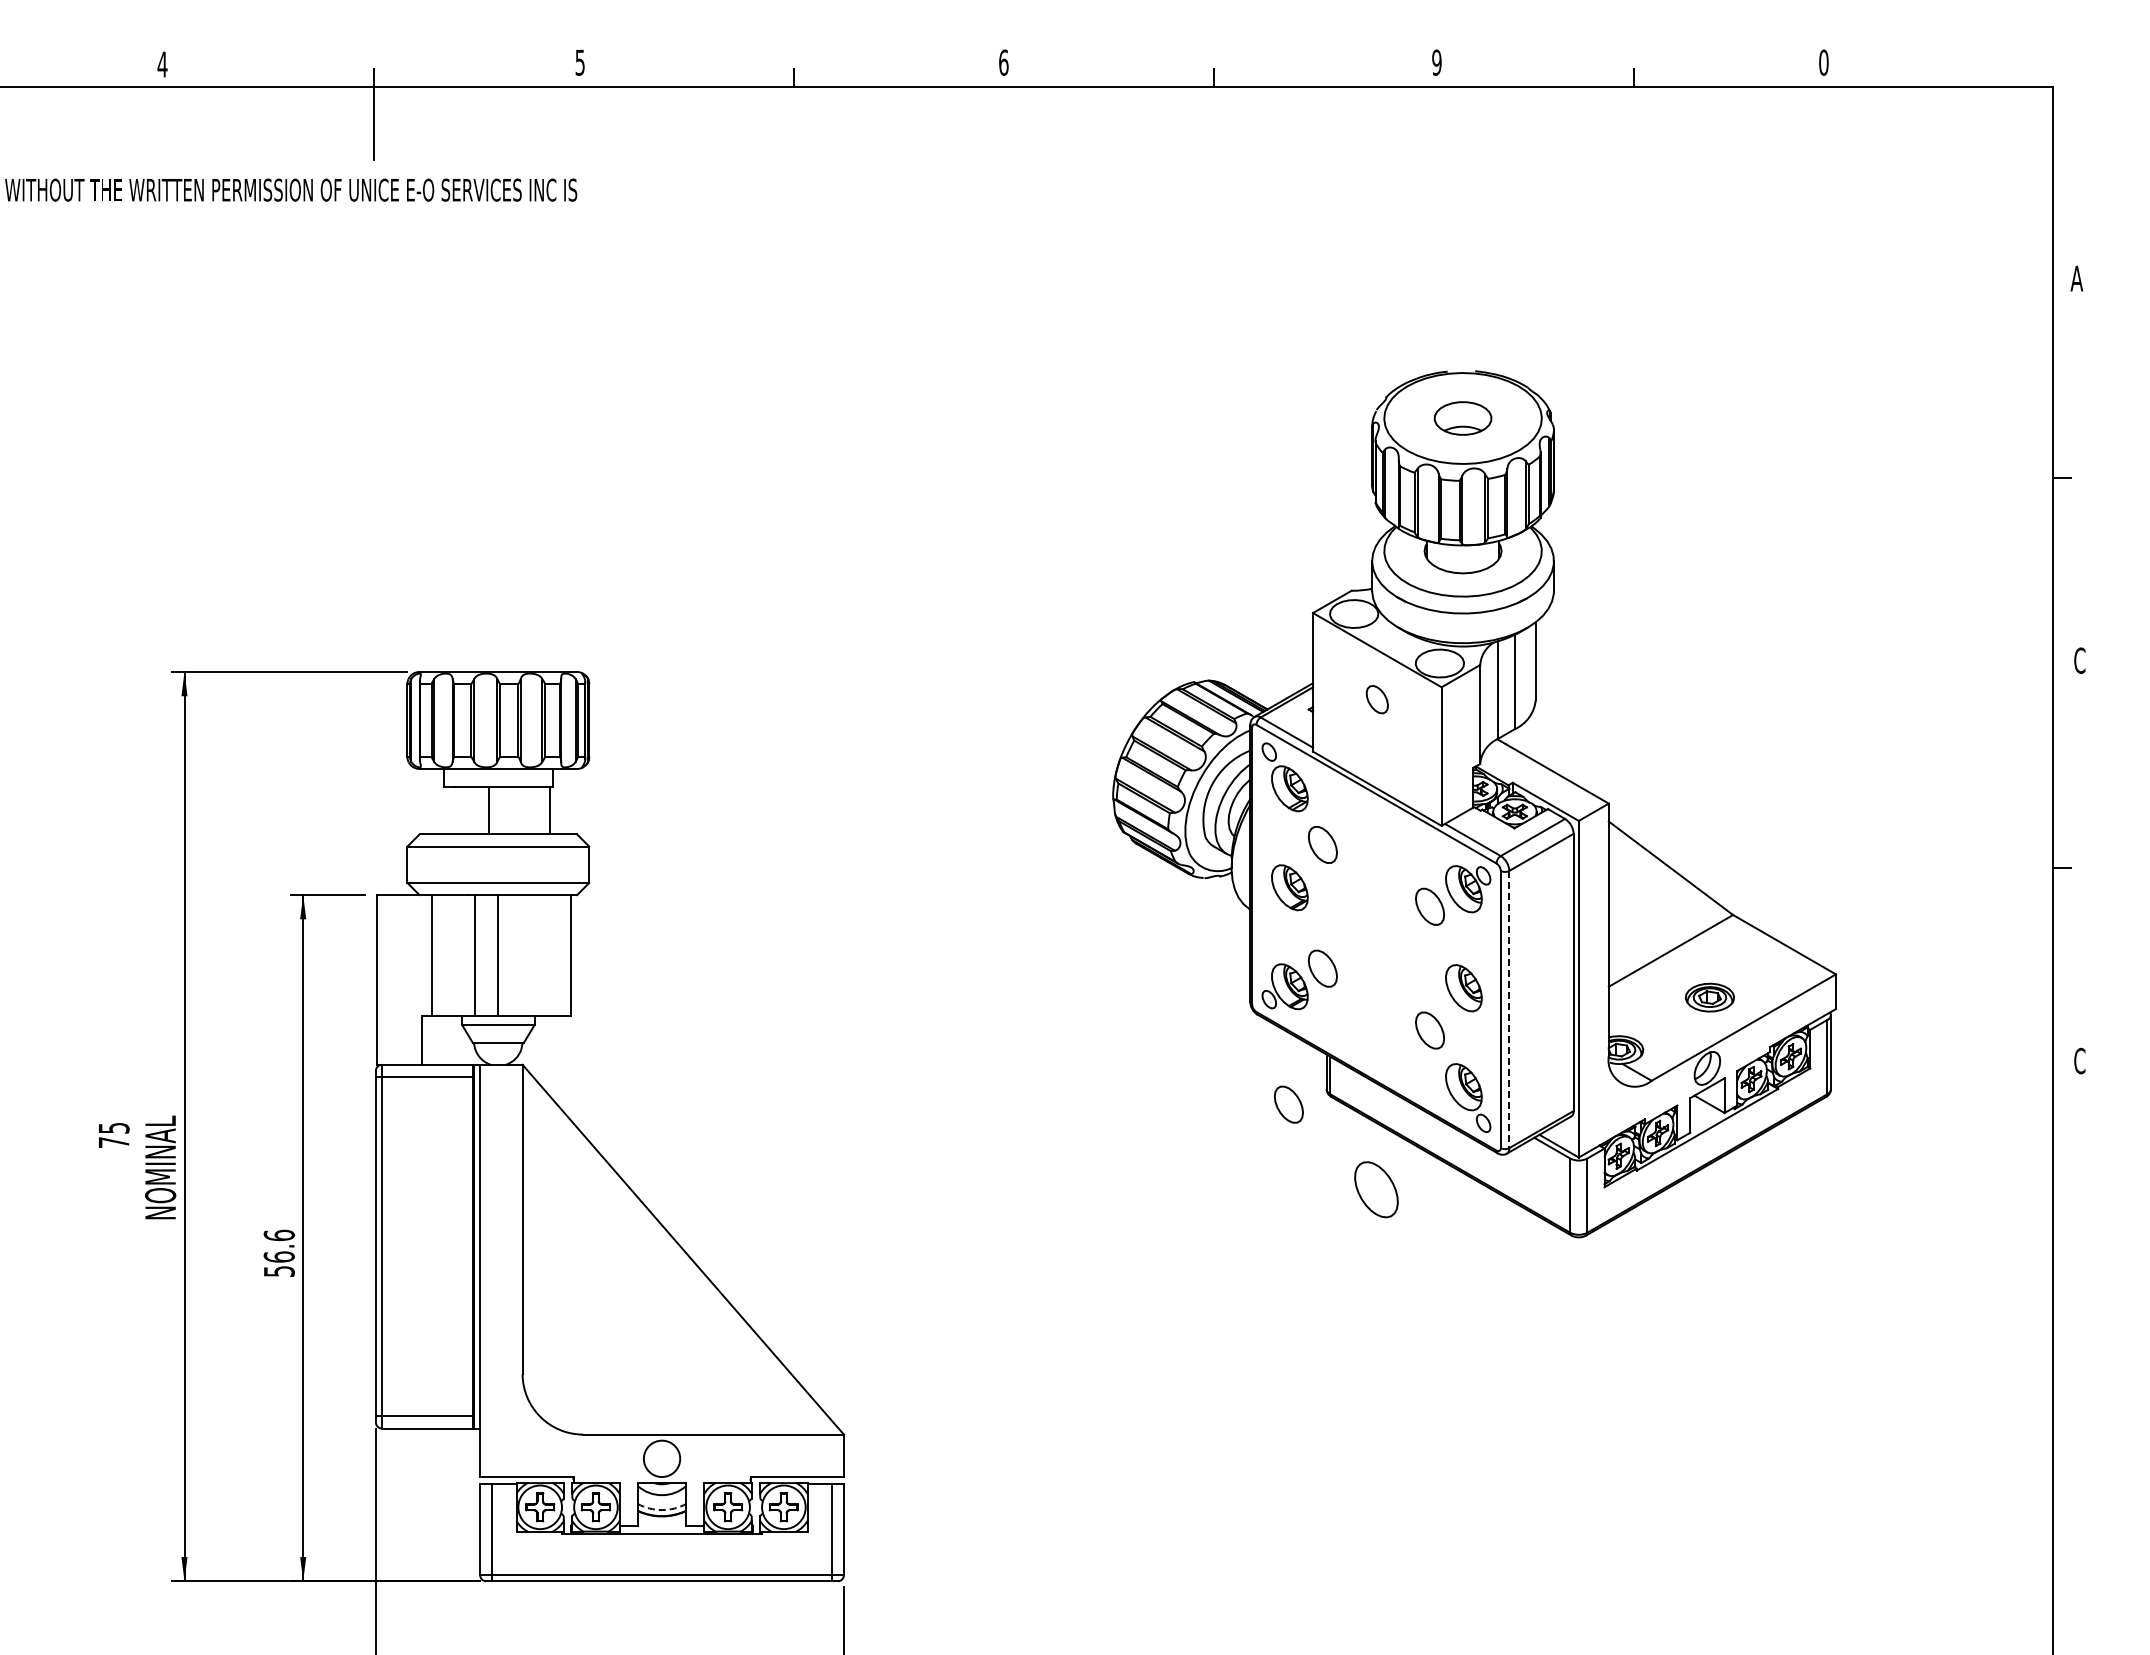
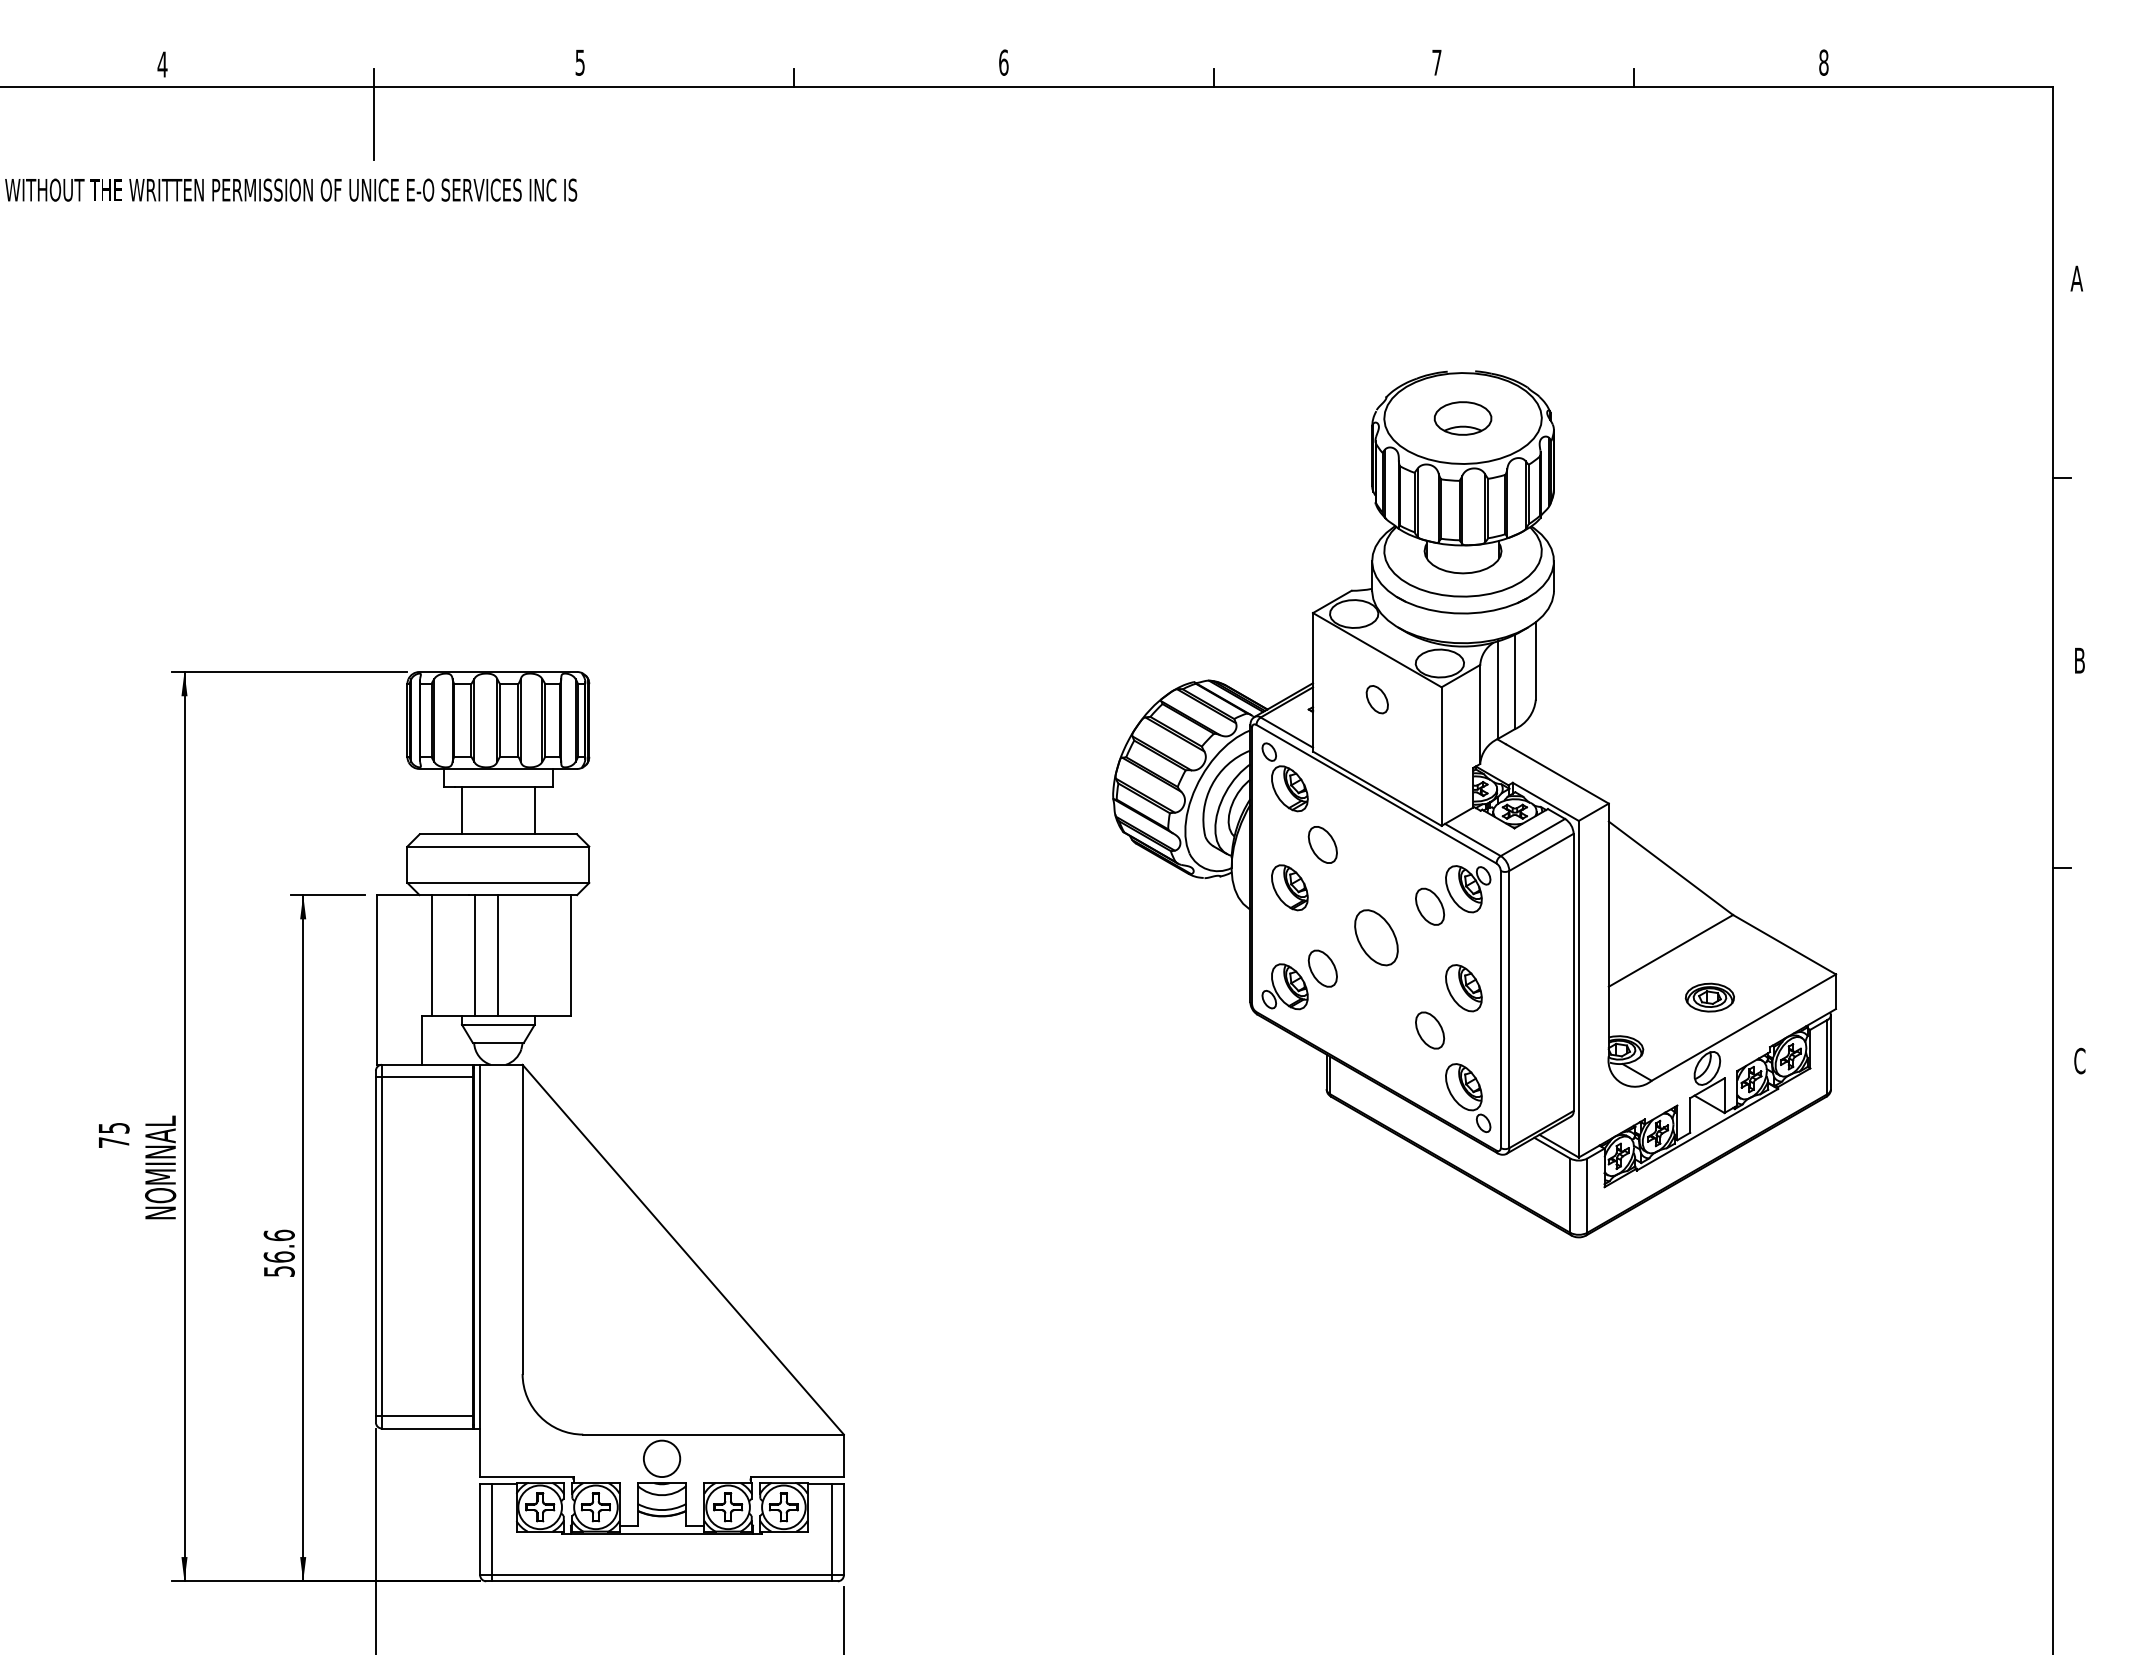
text: 9 -> 7 (1436, 62)
text: 0 -> 8 (1823, 62)
text: C -> B (2079, 660)
line position: (488, 810) -> (461, 810) (461, 810)
line position: (549, 810) -> (534, 810) (534, 810)
line: dashed -> solid (1509, 1009)
part: present -> none (1288, 1104)
part position: (1376, 1189) -> (1376, 937) (1376, 937)
arc: dashed -> solid (662, 1510)
